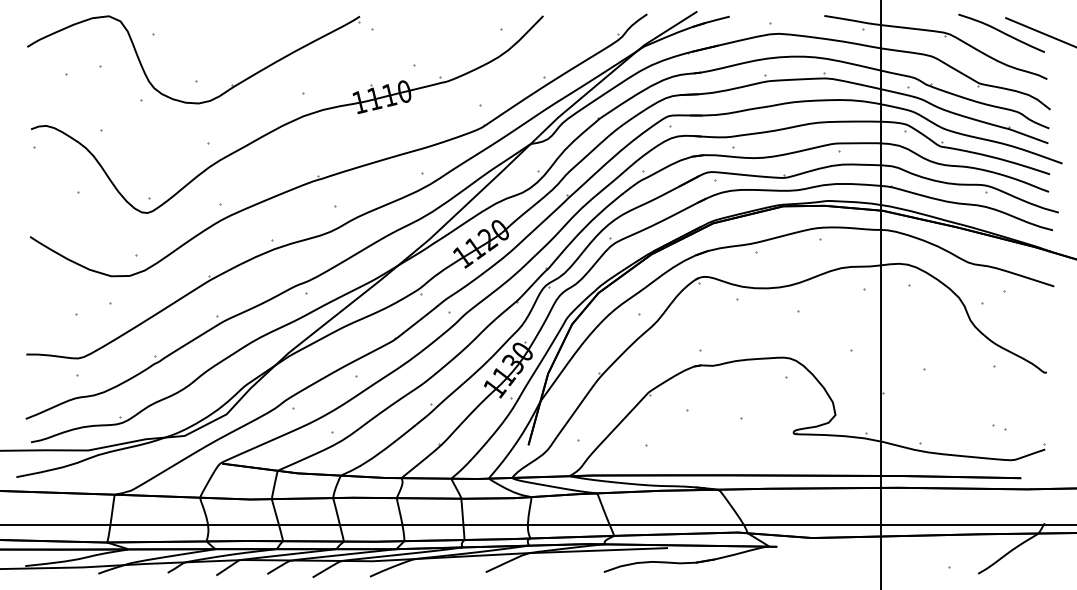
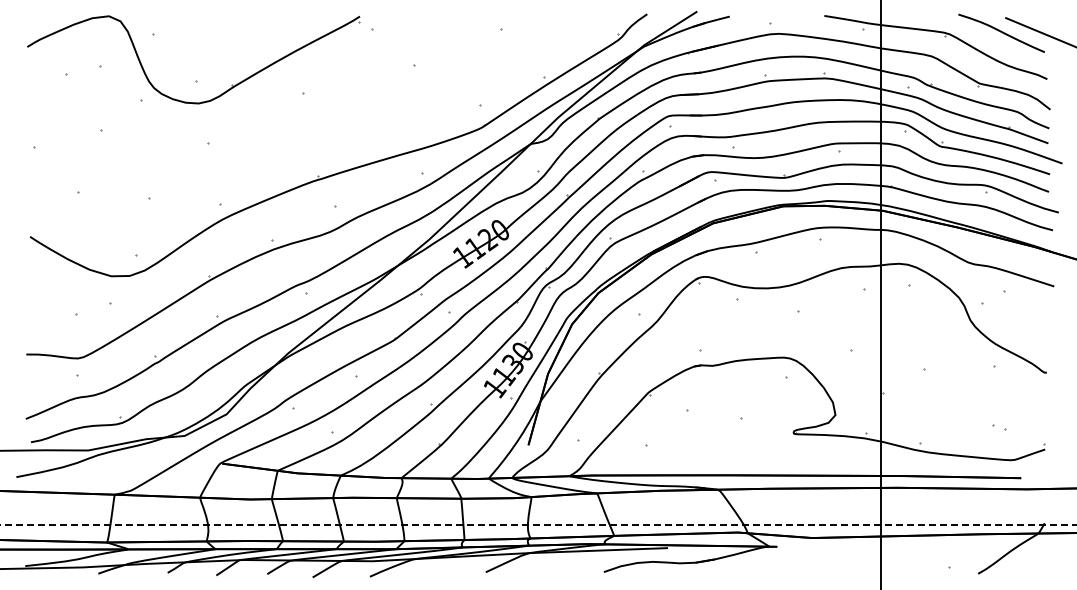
part: present -> none (289, 121)
line: solid -> dashed (538, 525)
